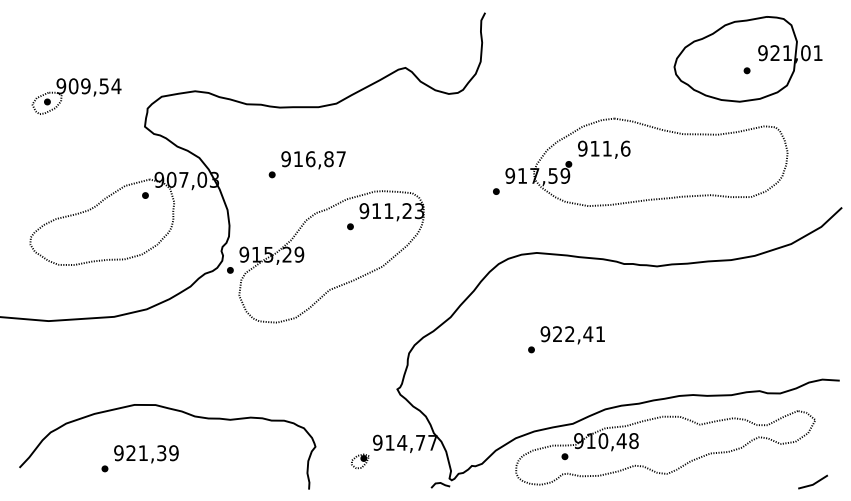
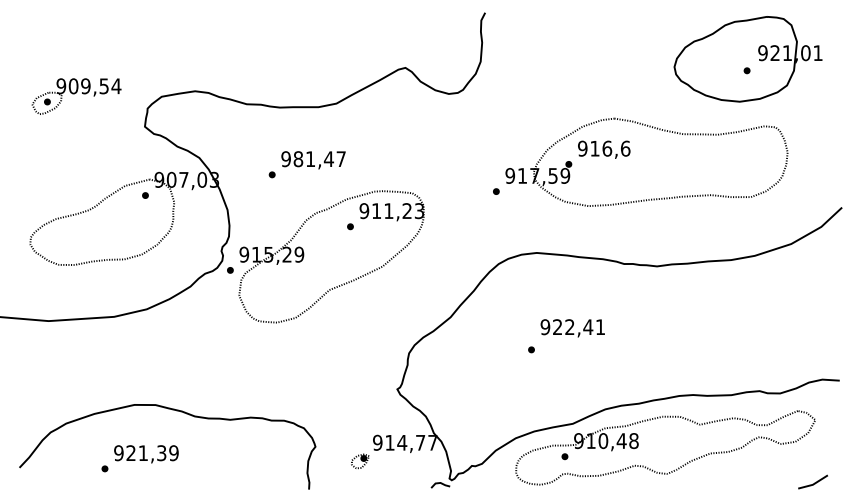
text: 911,6 -> 916,6 (607, 148)
text: 916,87 -> 981,47 (313, 159)
text position: (572, 335) -> (572, 328) (572, 328)
